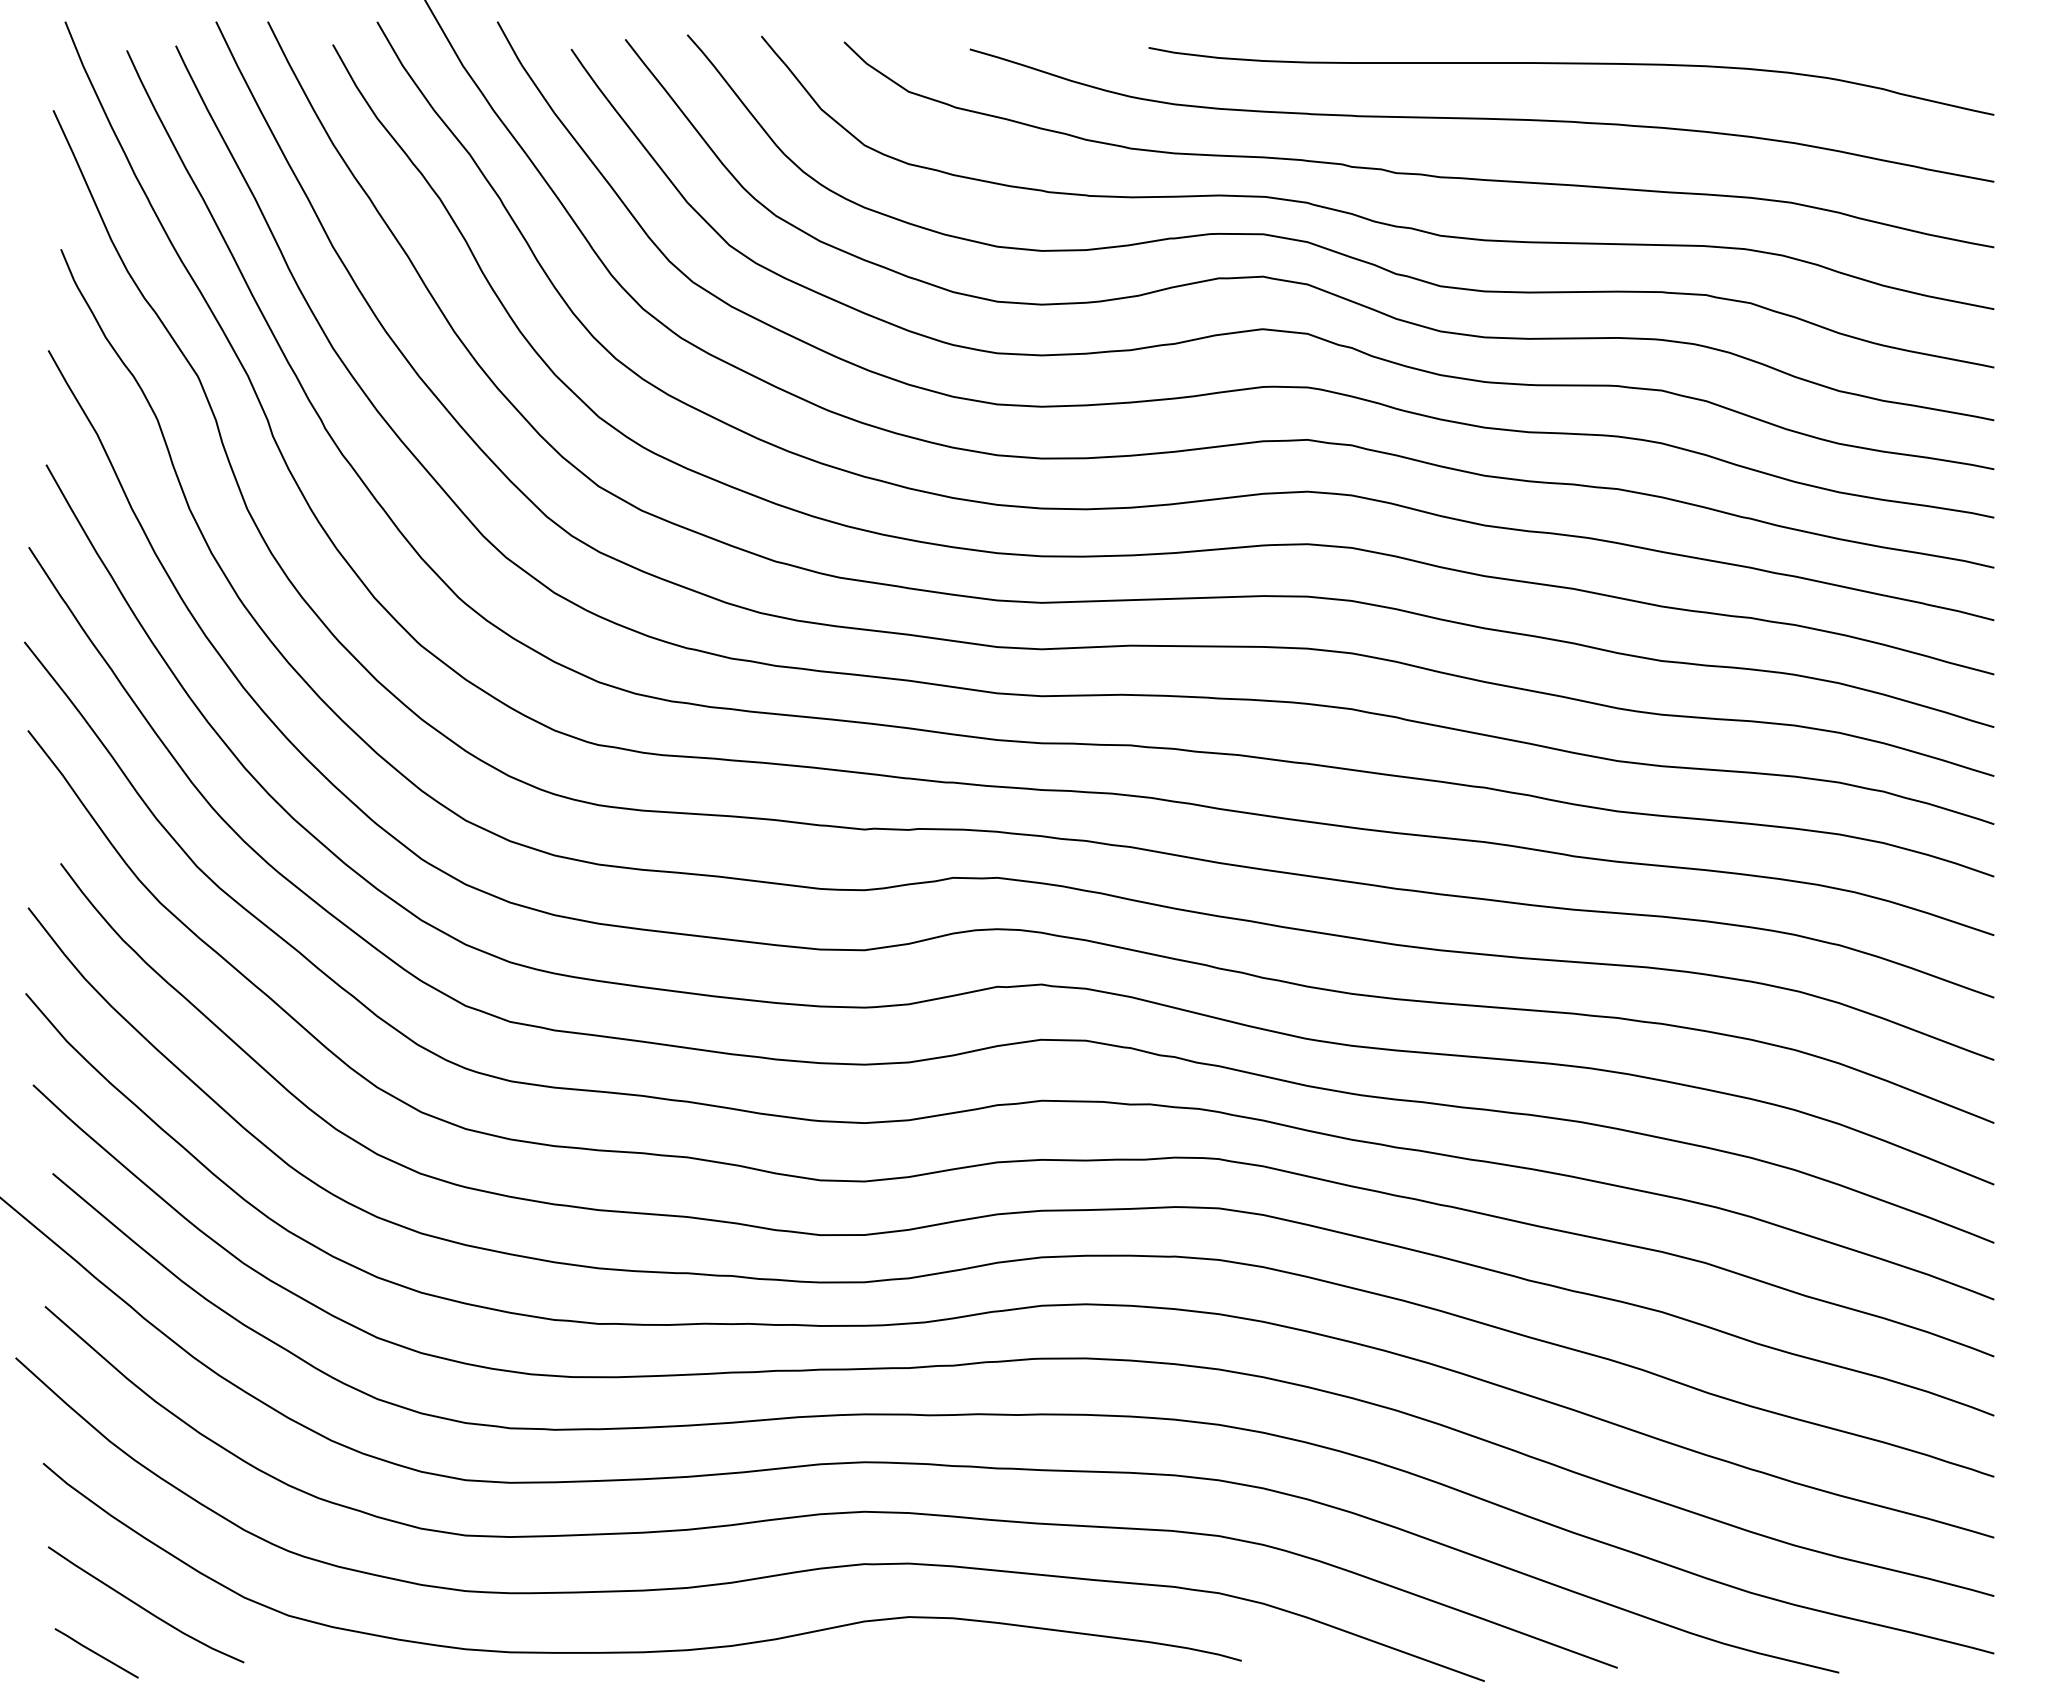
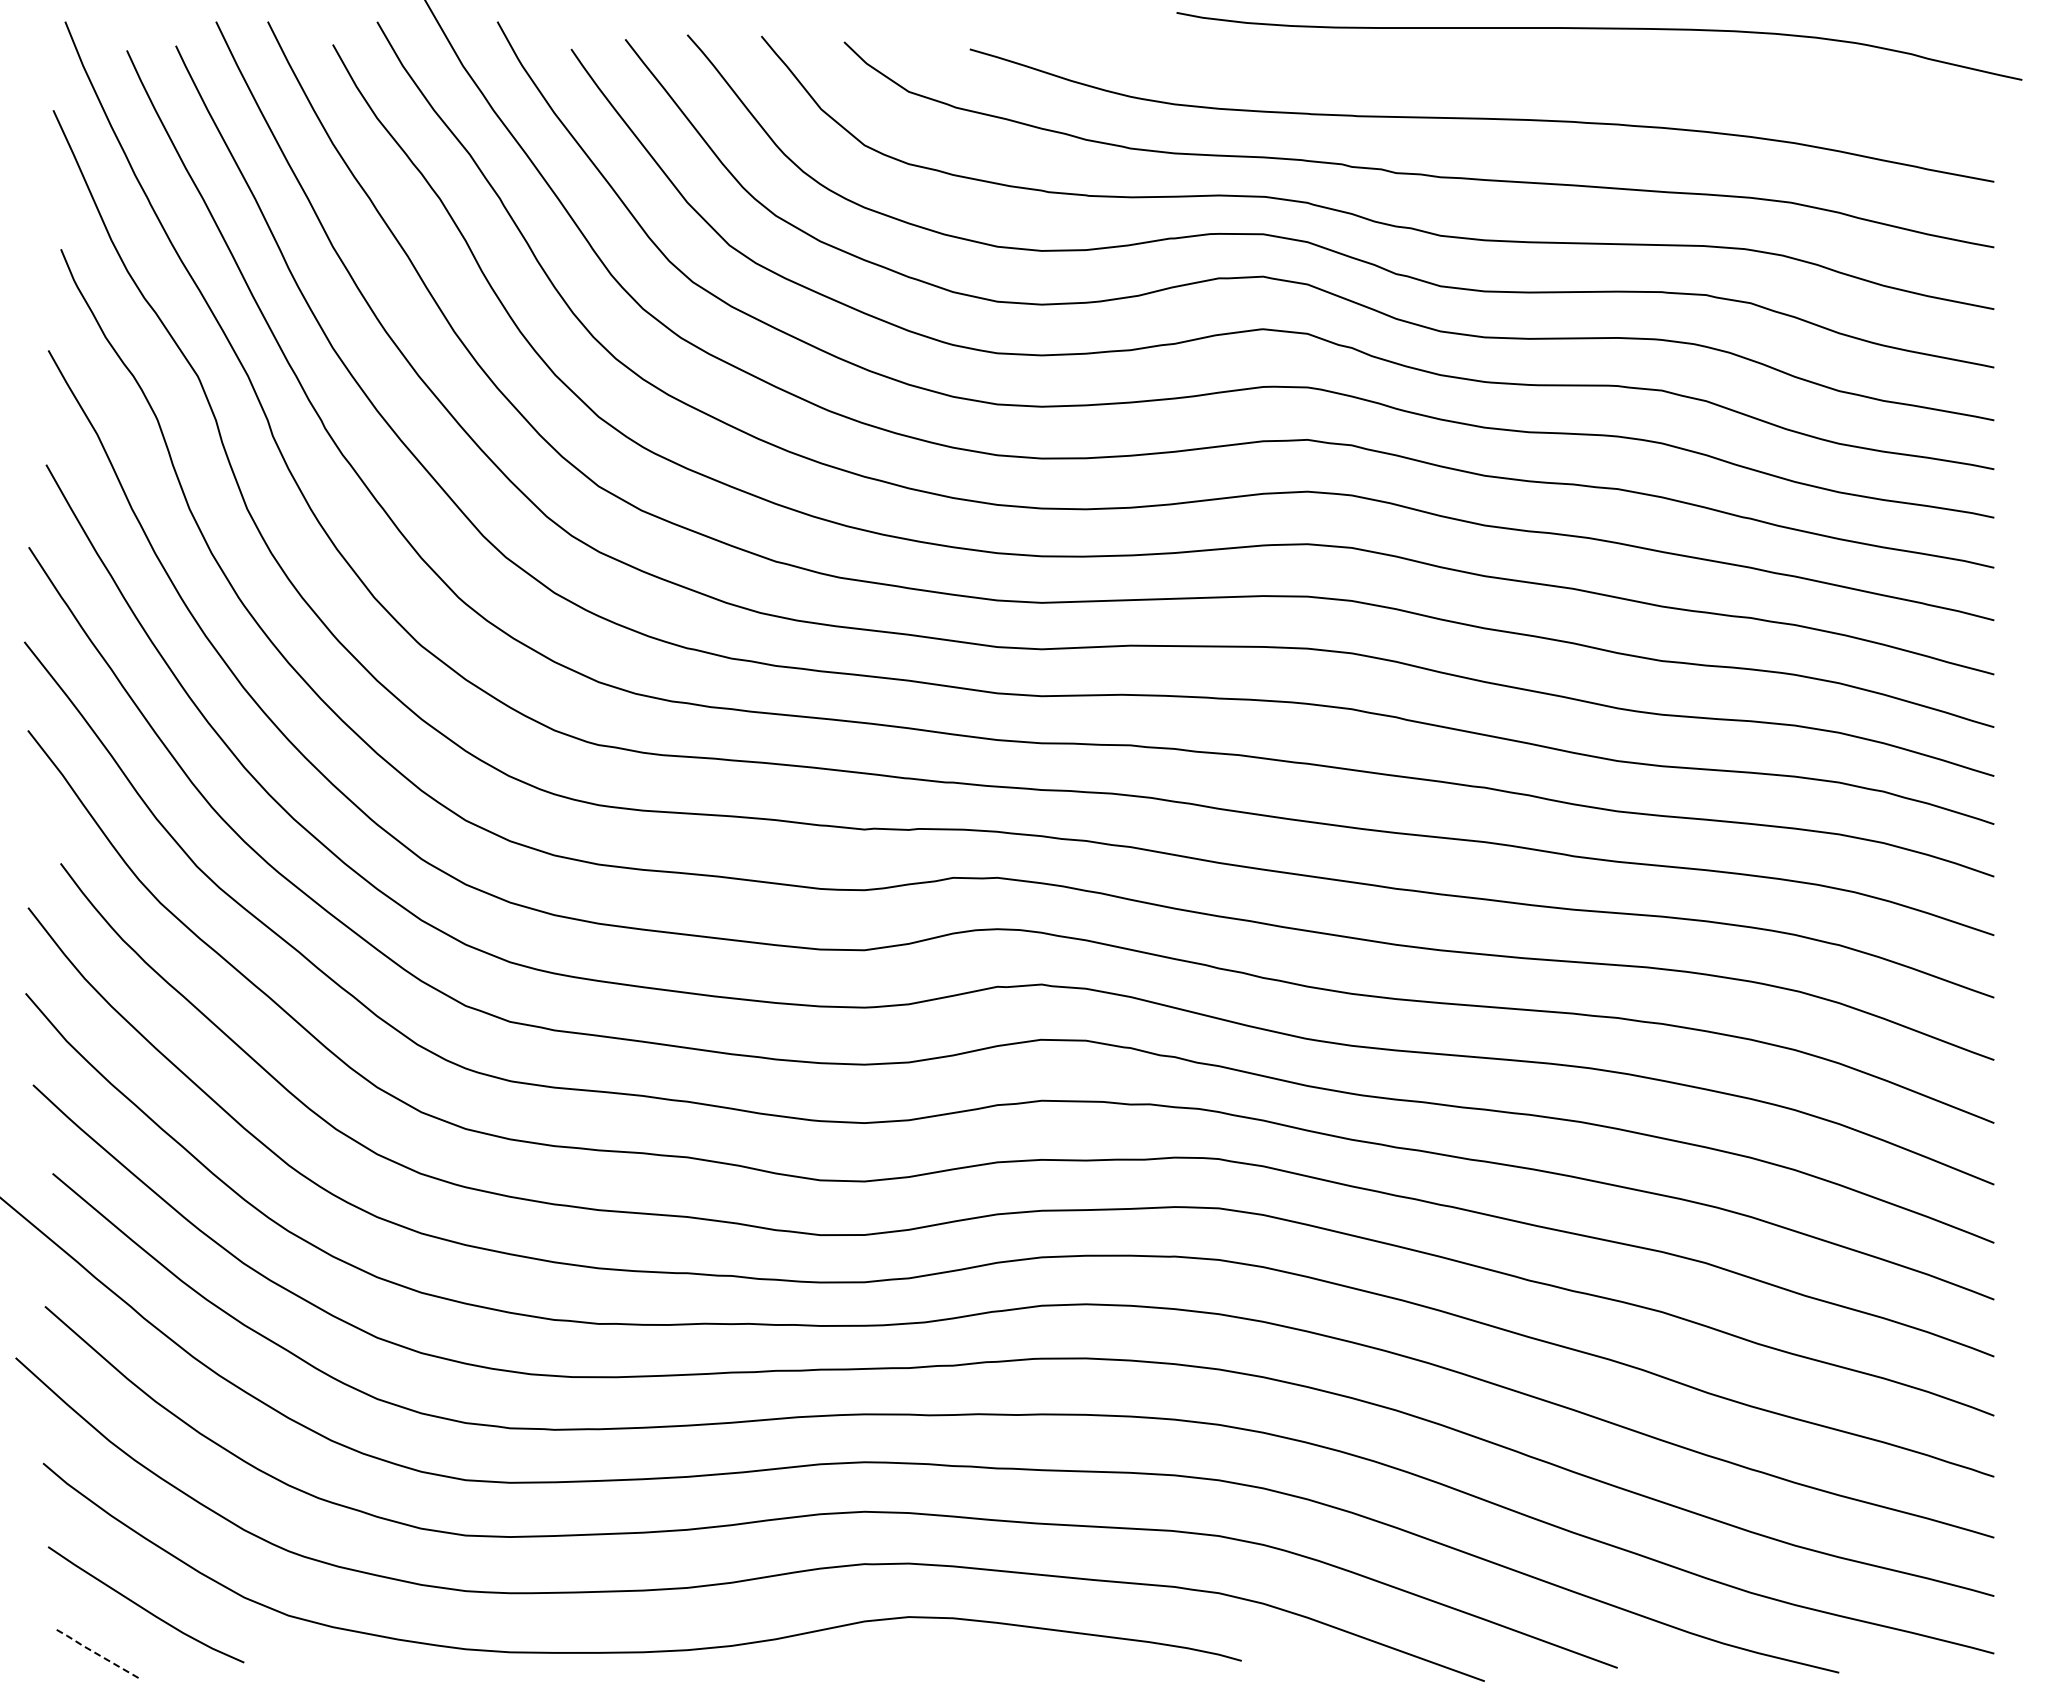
curve position: (1571, 64) -> (1599, 29) (1599, 29)
line: solid -> dashed (94, 1652)
